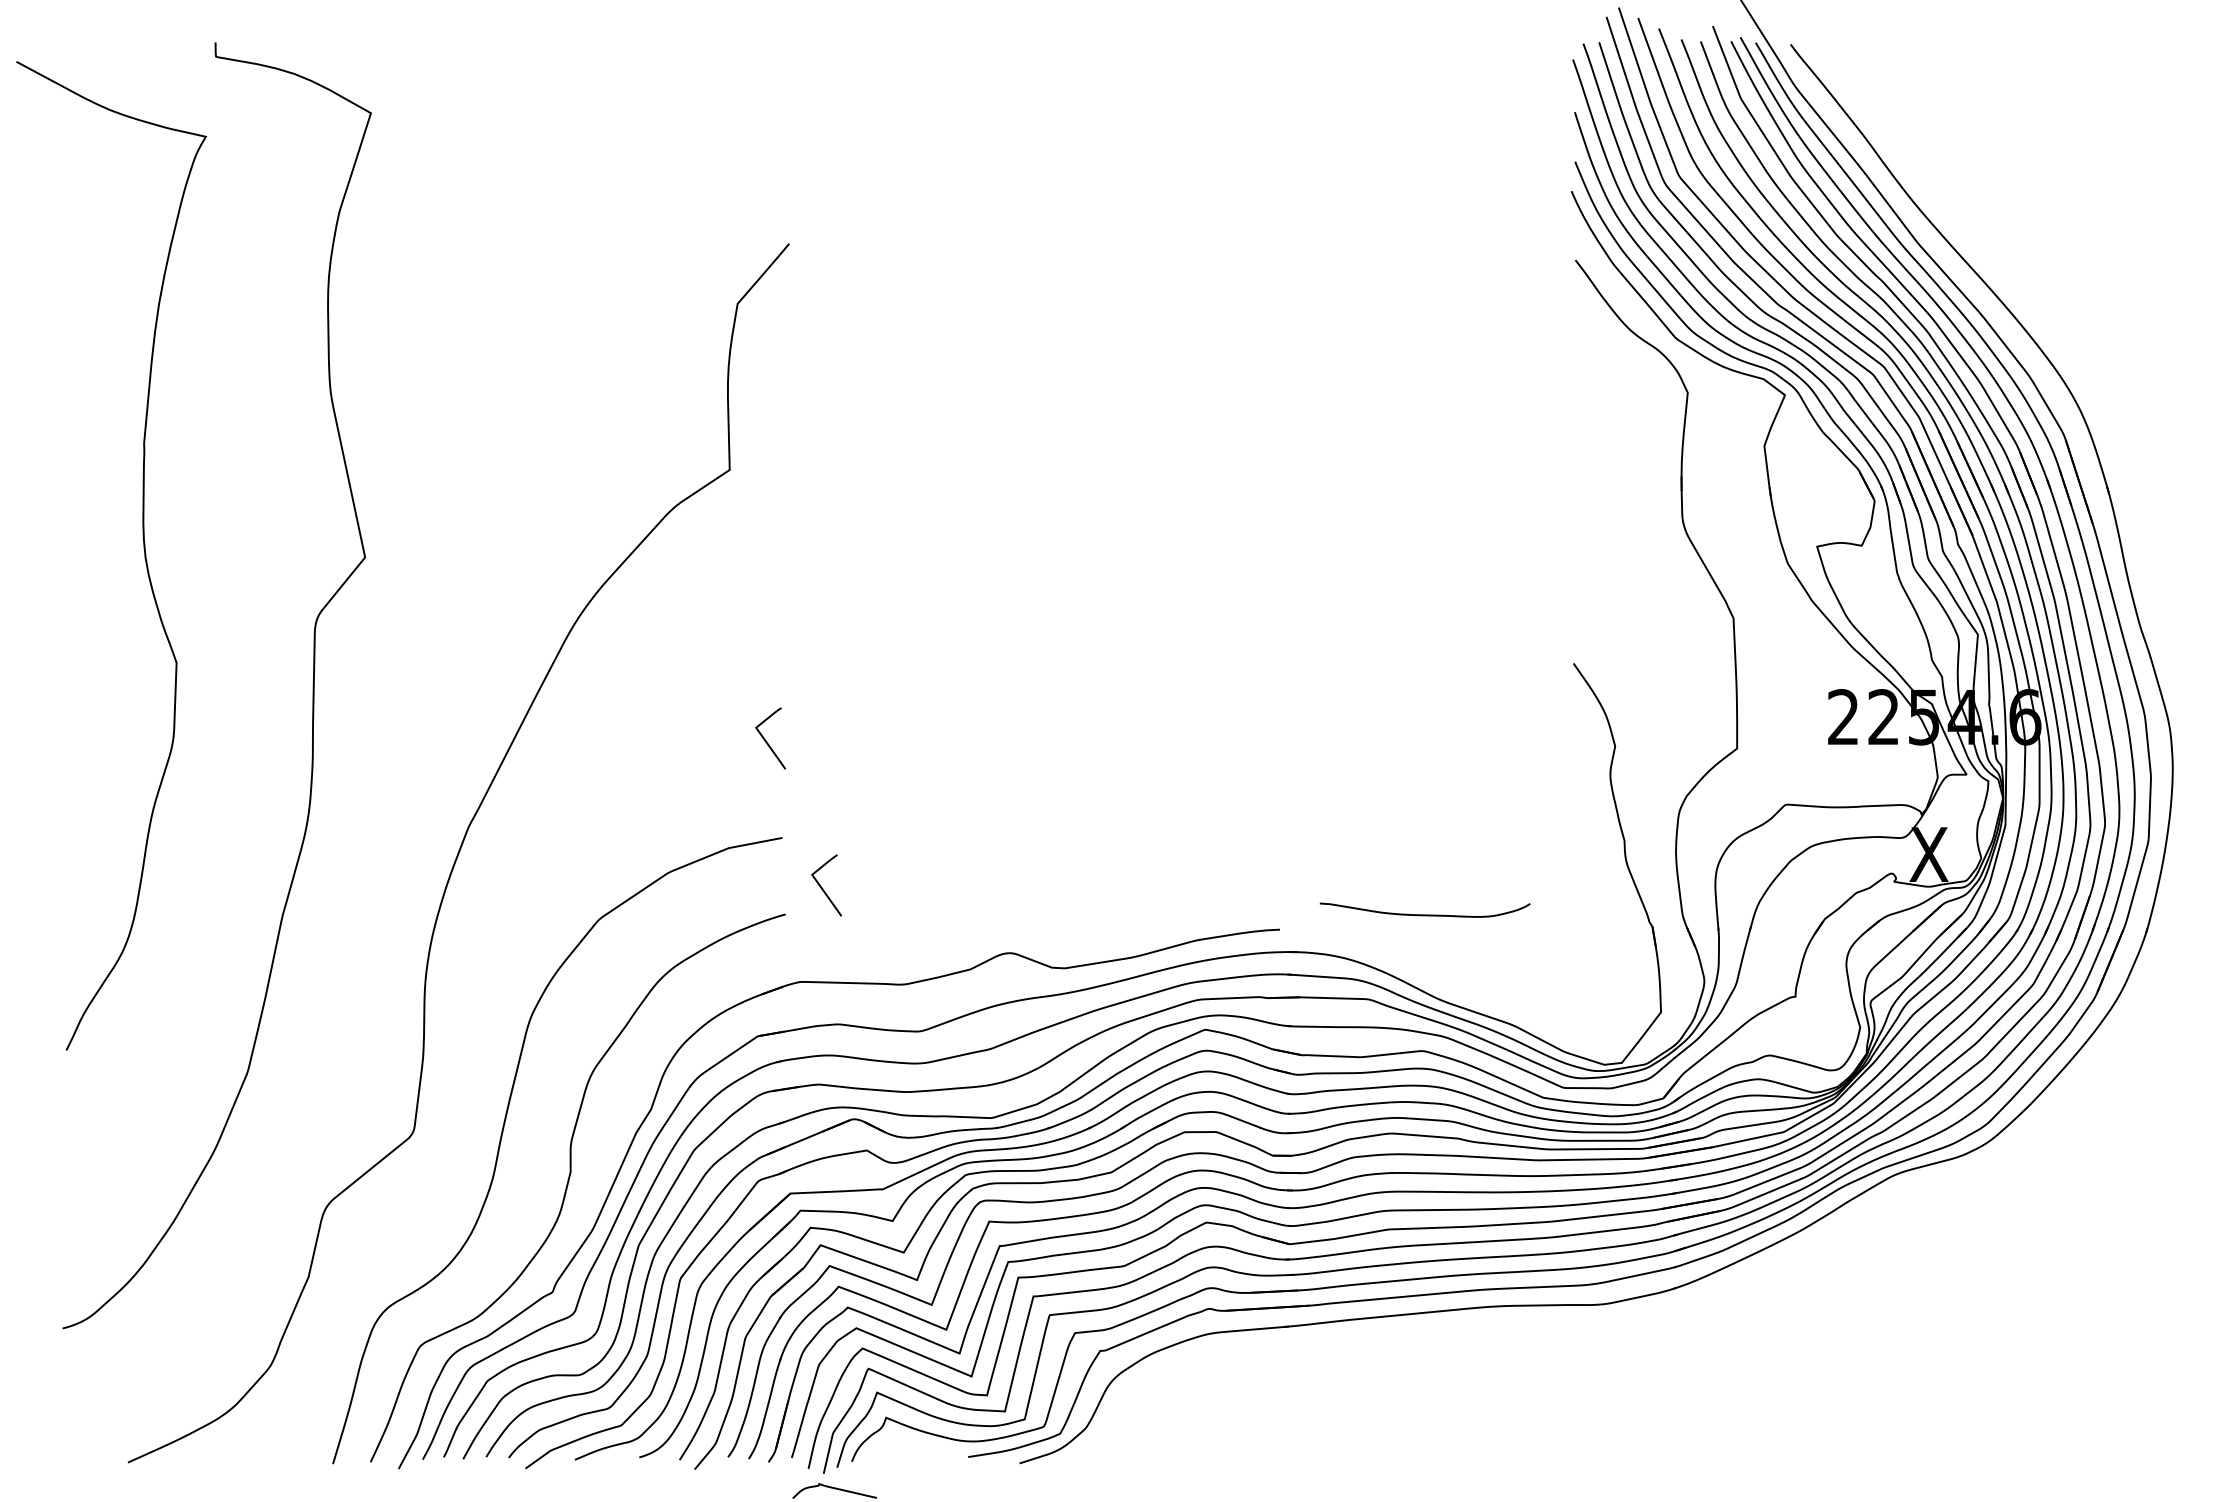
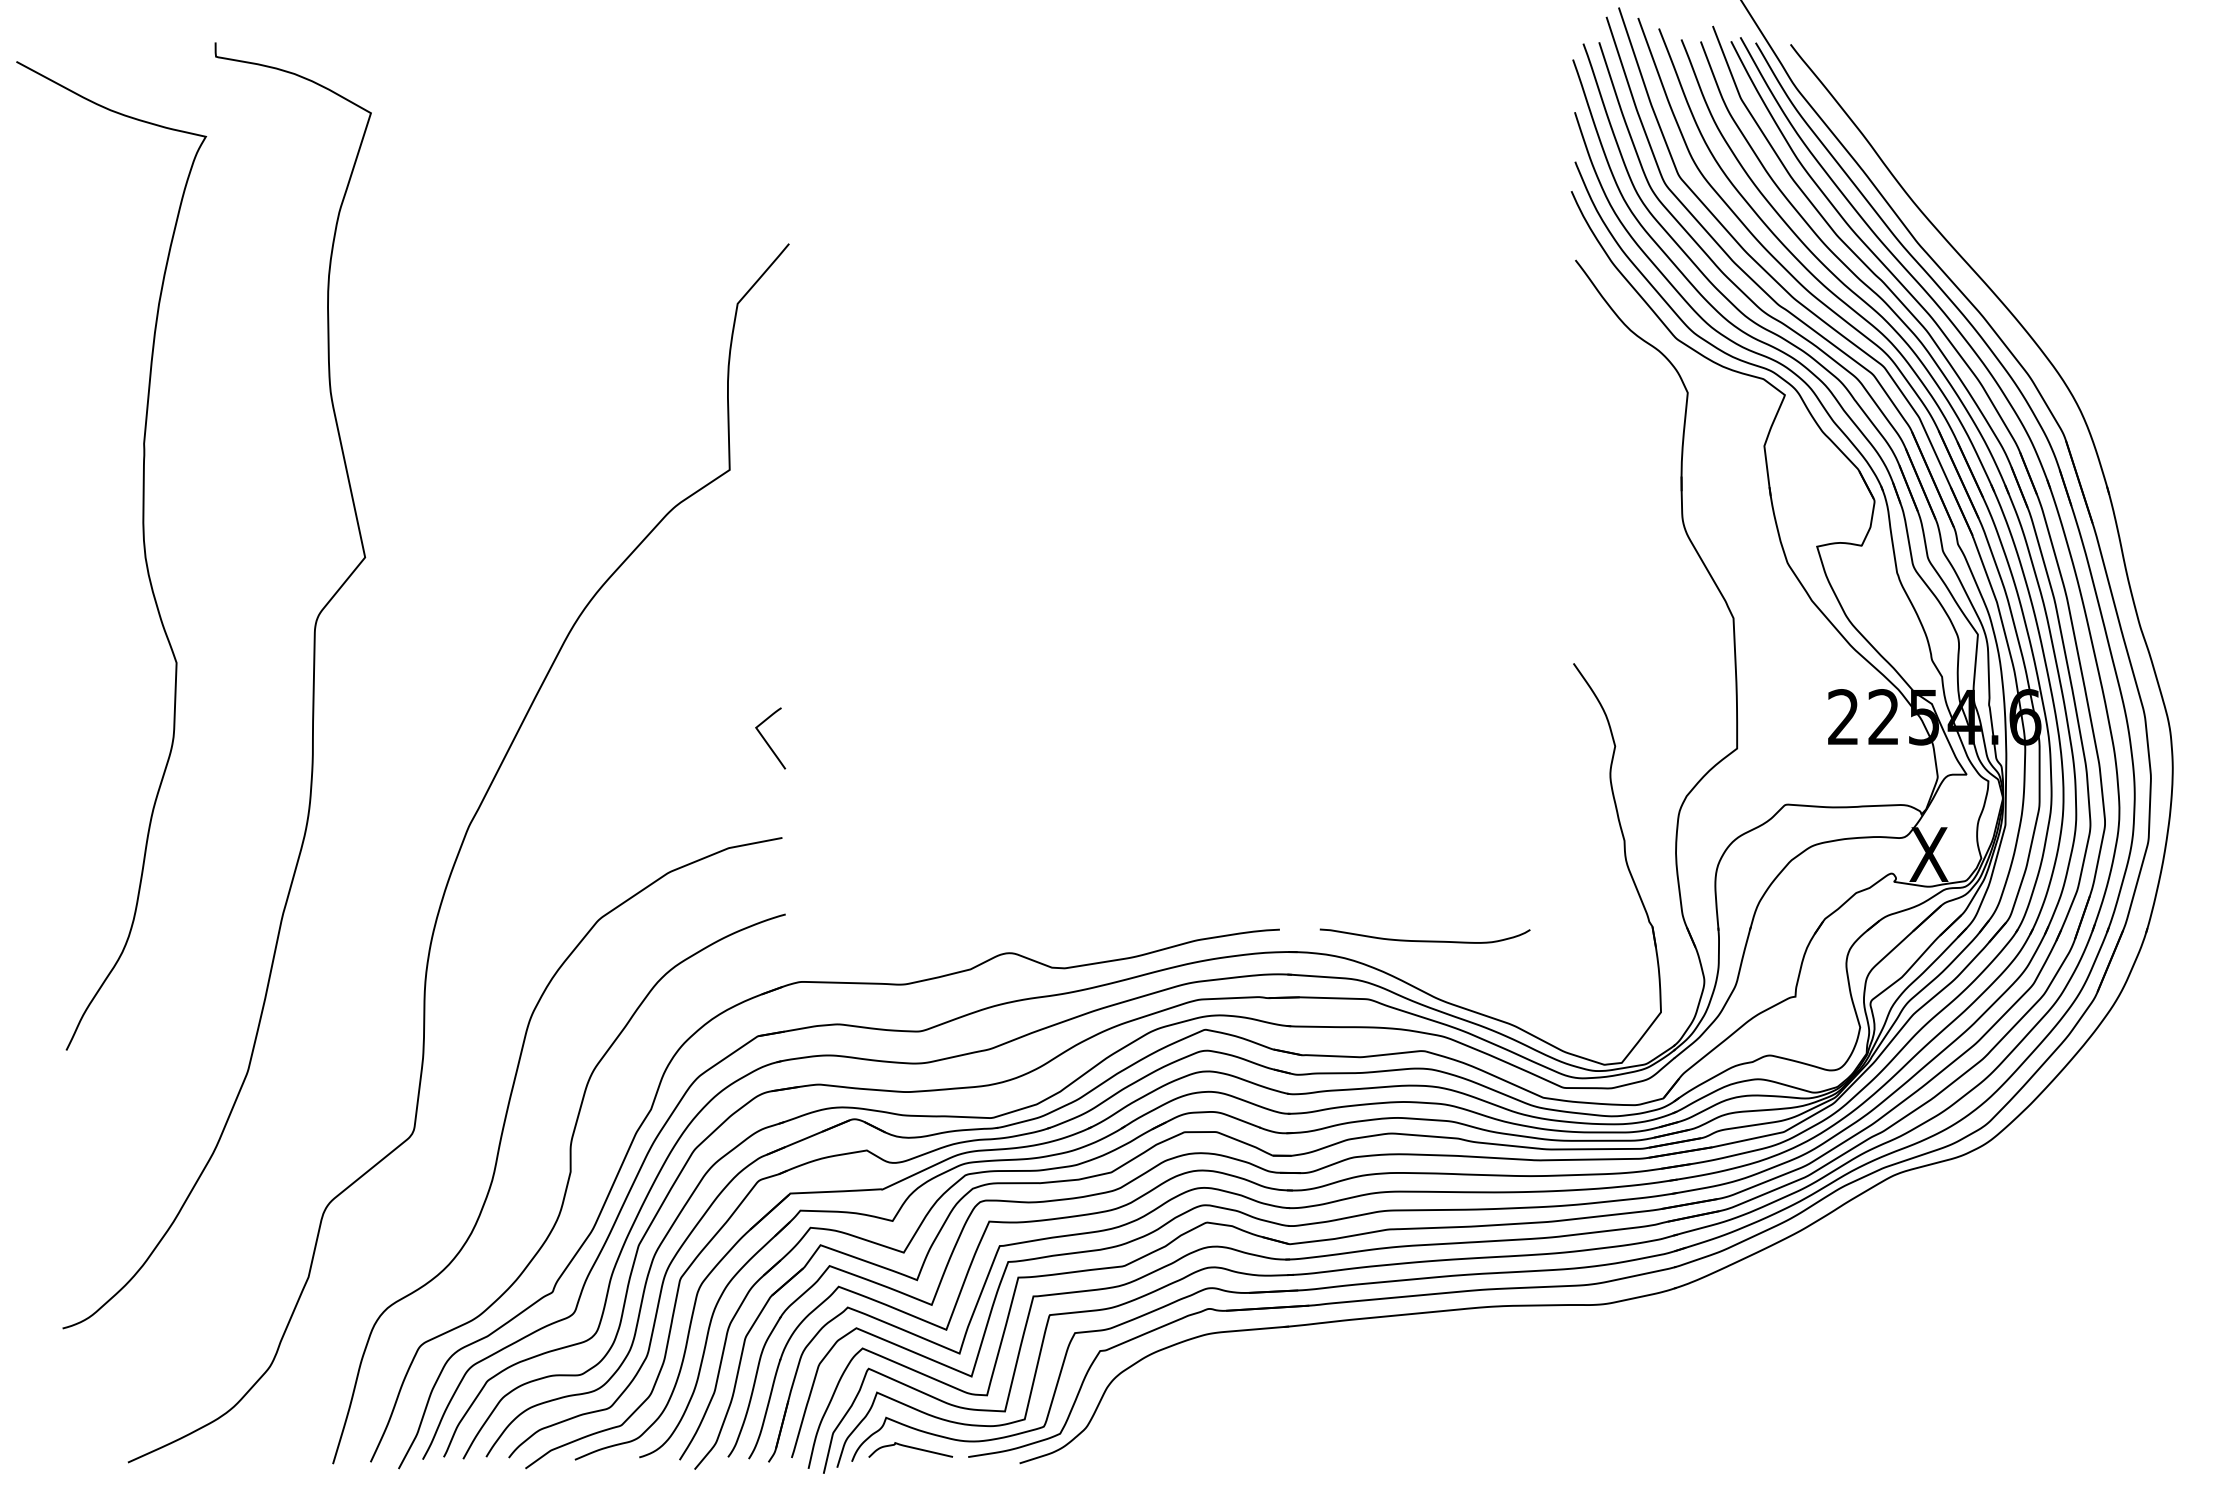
curve: present -> none (823, 888)
curve position: (1424, 914) -> (1424, 940) (1424, 940)
curve position: (834, 1489) -> (910, 1448) (910, 1448)
